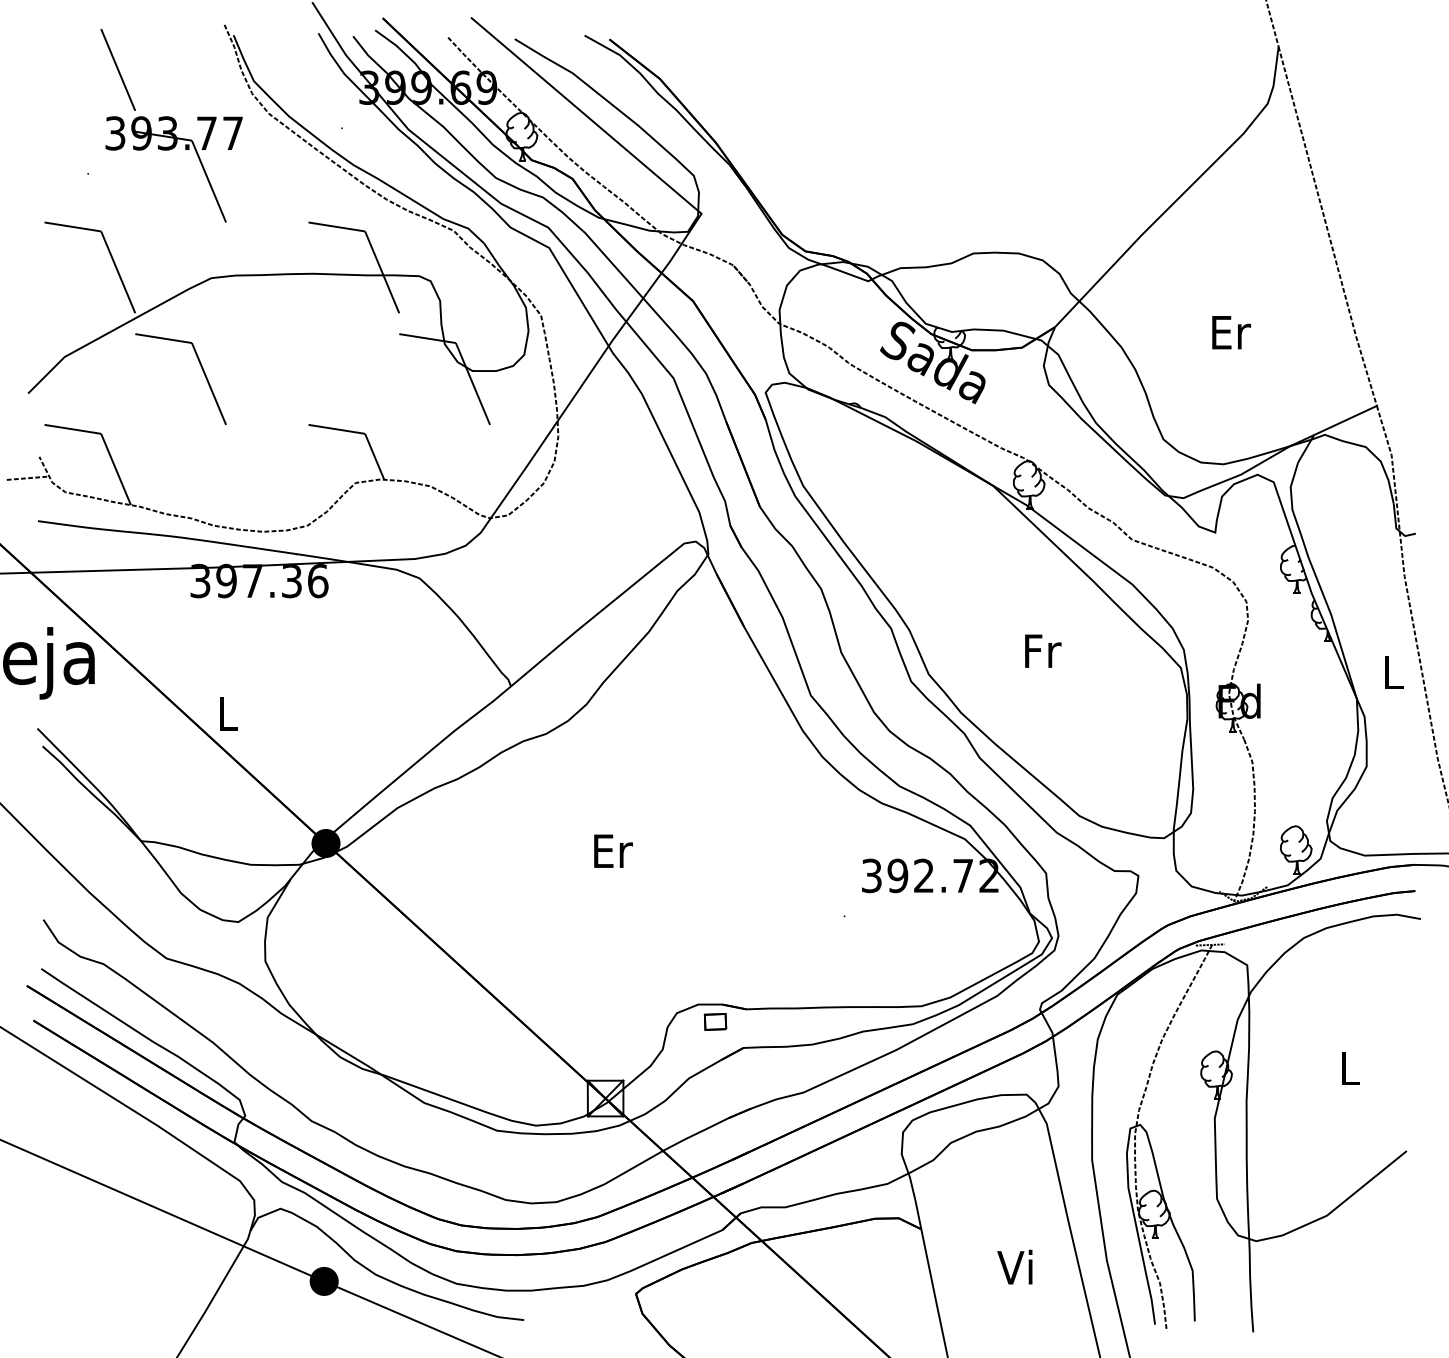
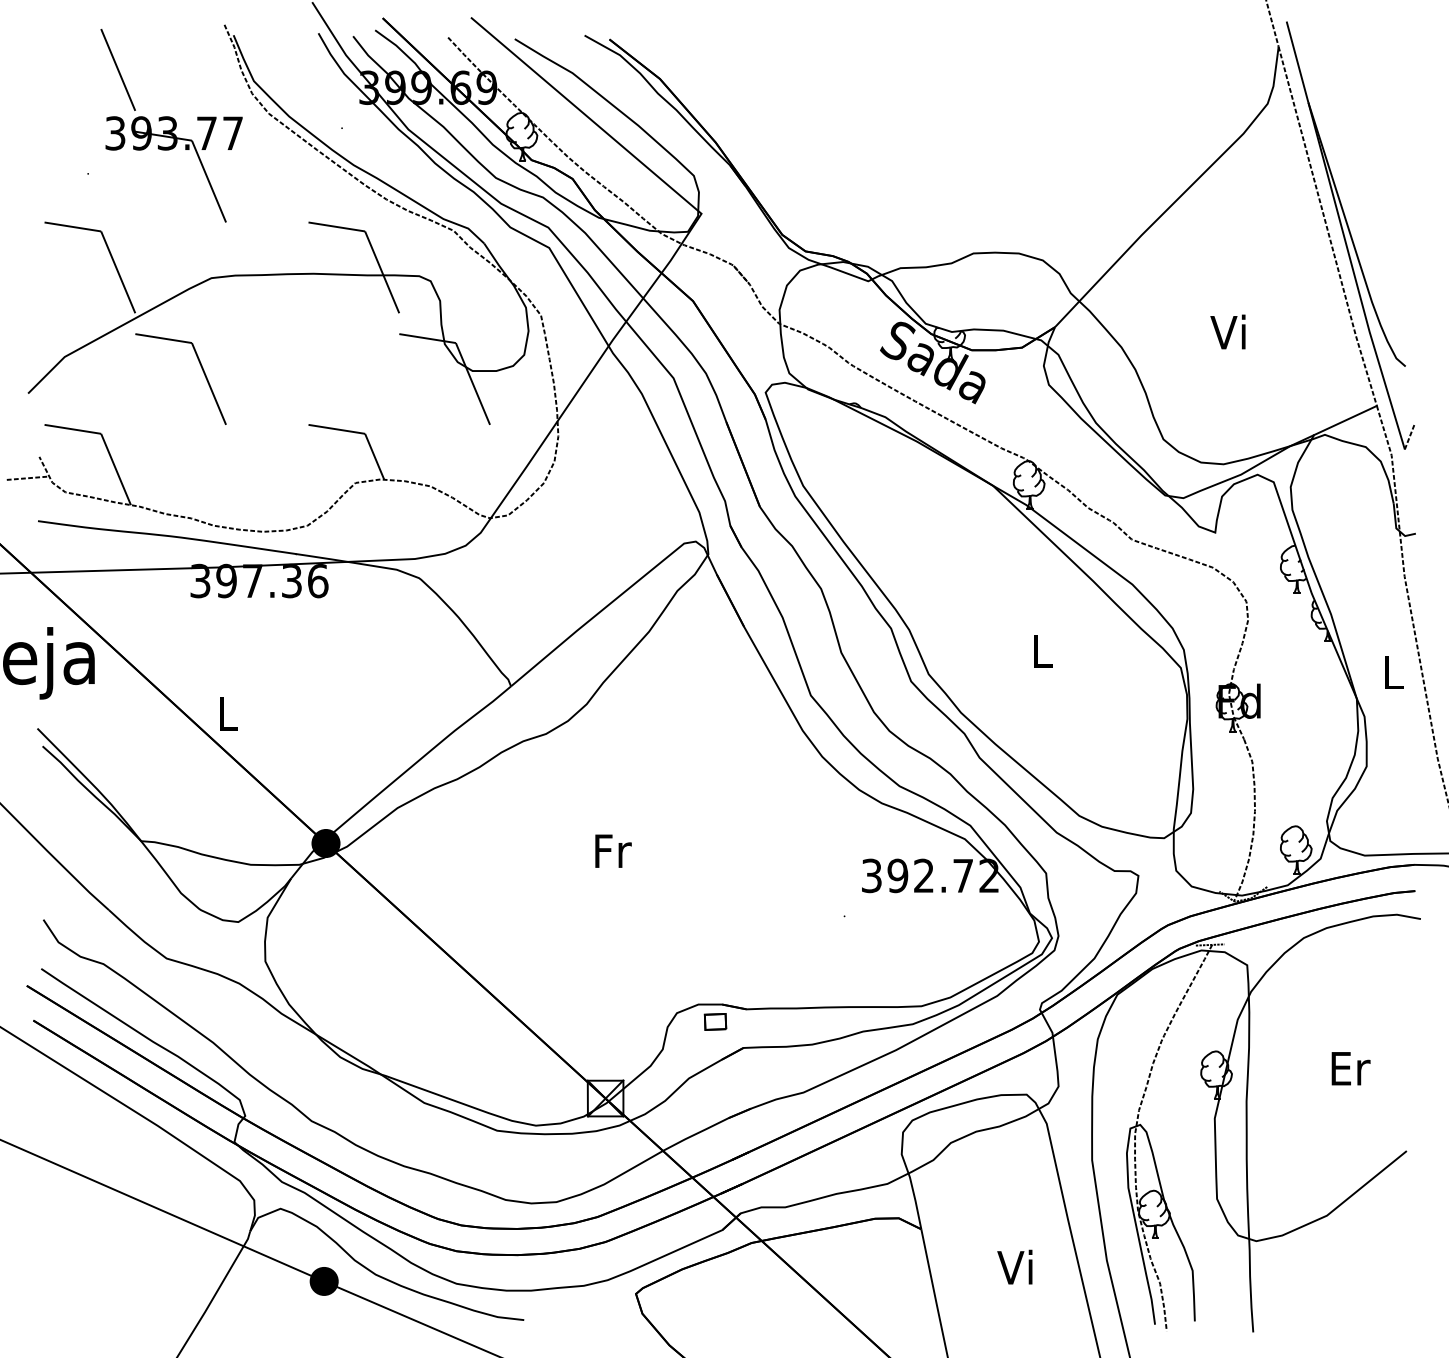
part: none -> present (1350, 235)
text: Er -> Vi (1230, 331)
text: Fr -> L (1043, 650)
text: Er -> Fr (613, 850)
text: L -> Er (1350, 1068)
